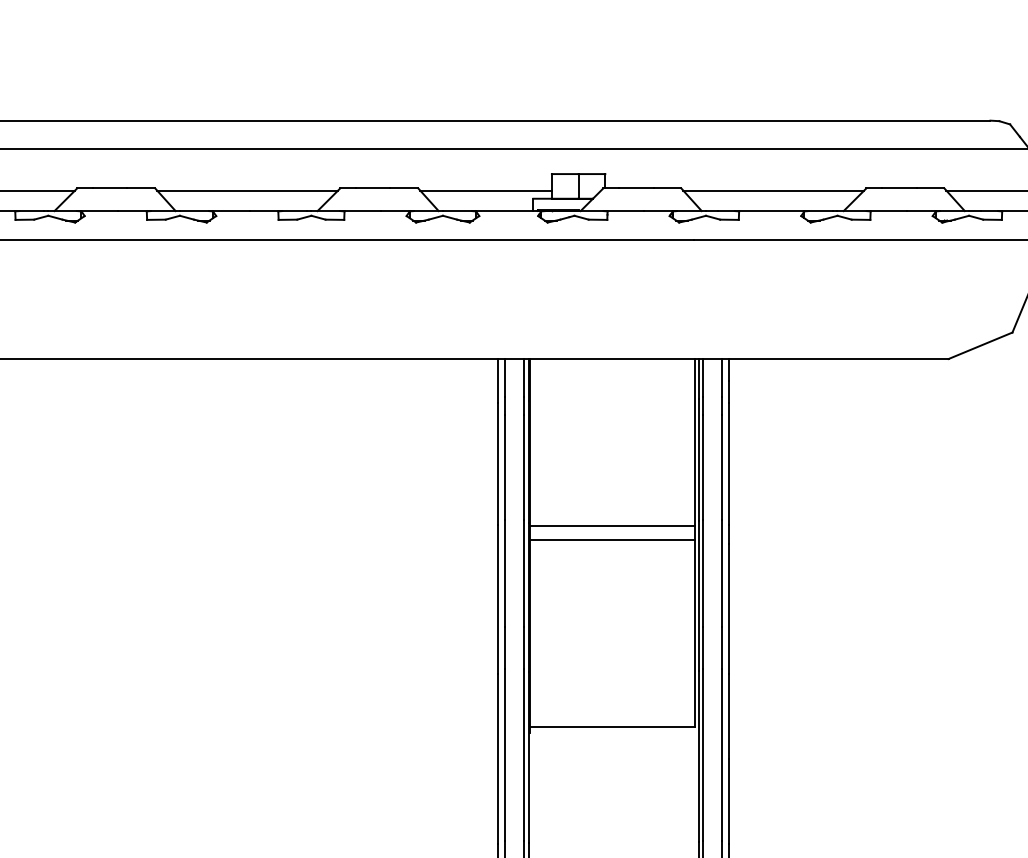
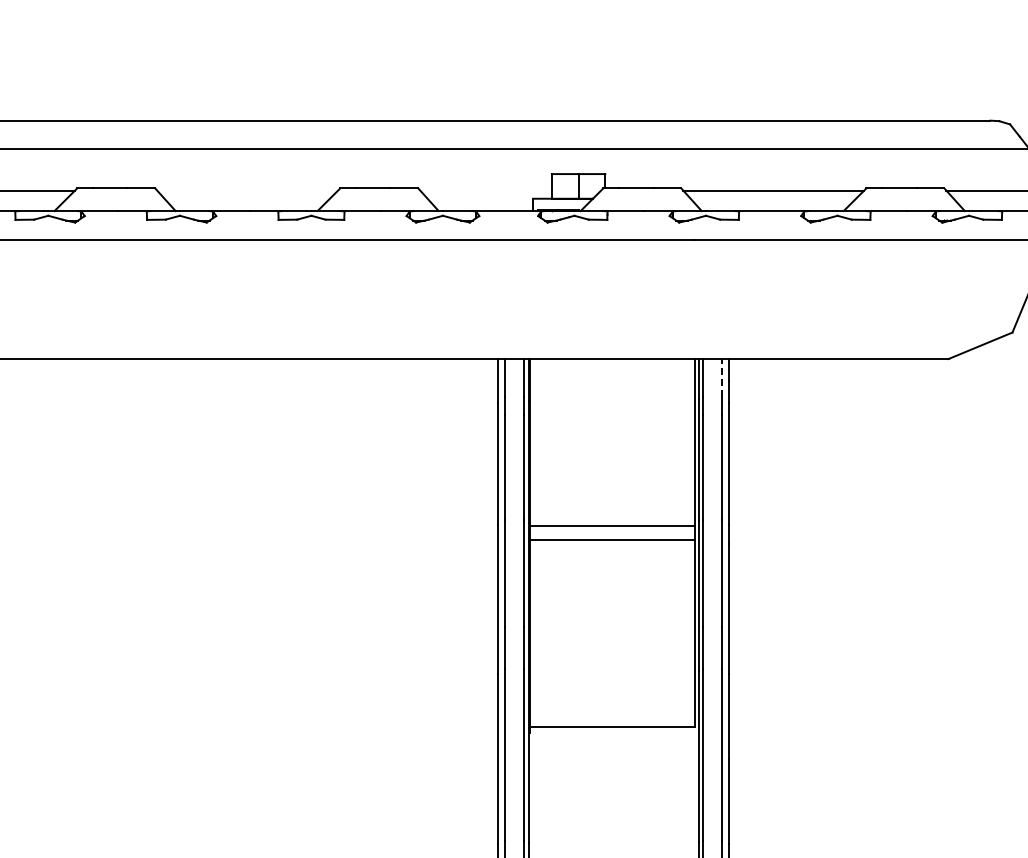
line: present -> none (247, 190)
line: present -> none (485, 190)
line: solid -> dashed (722, 377)
